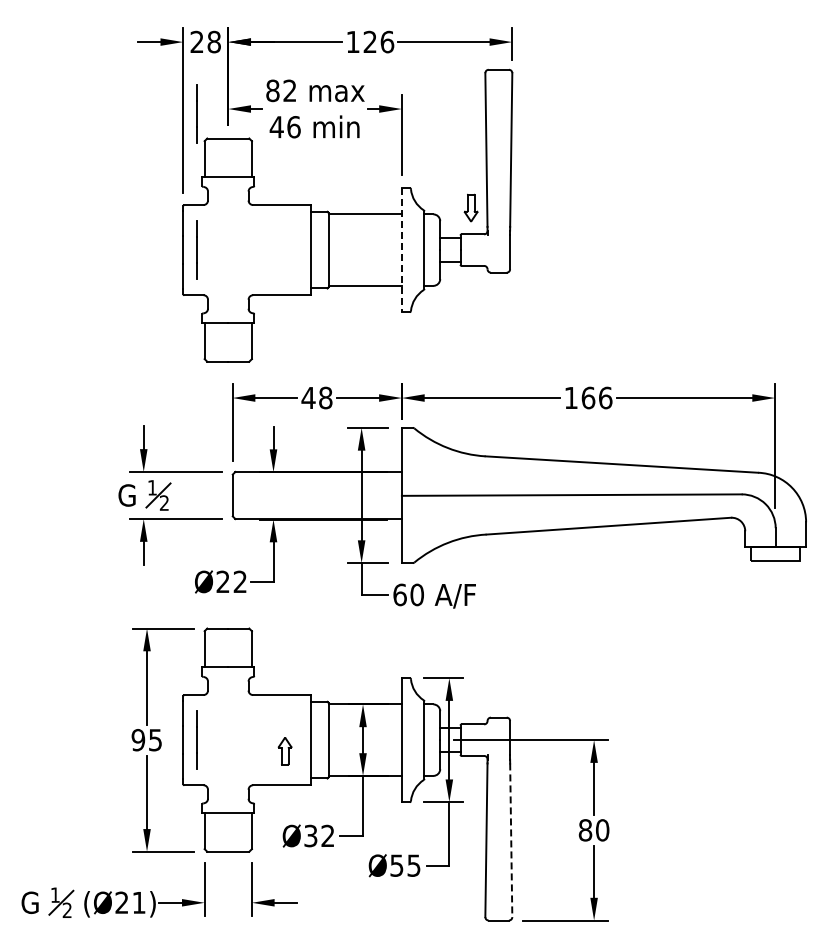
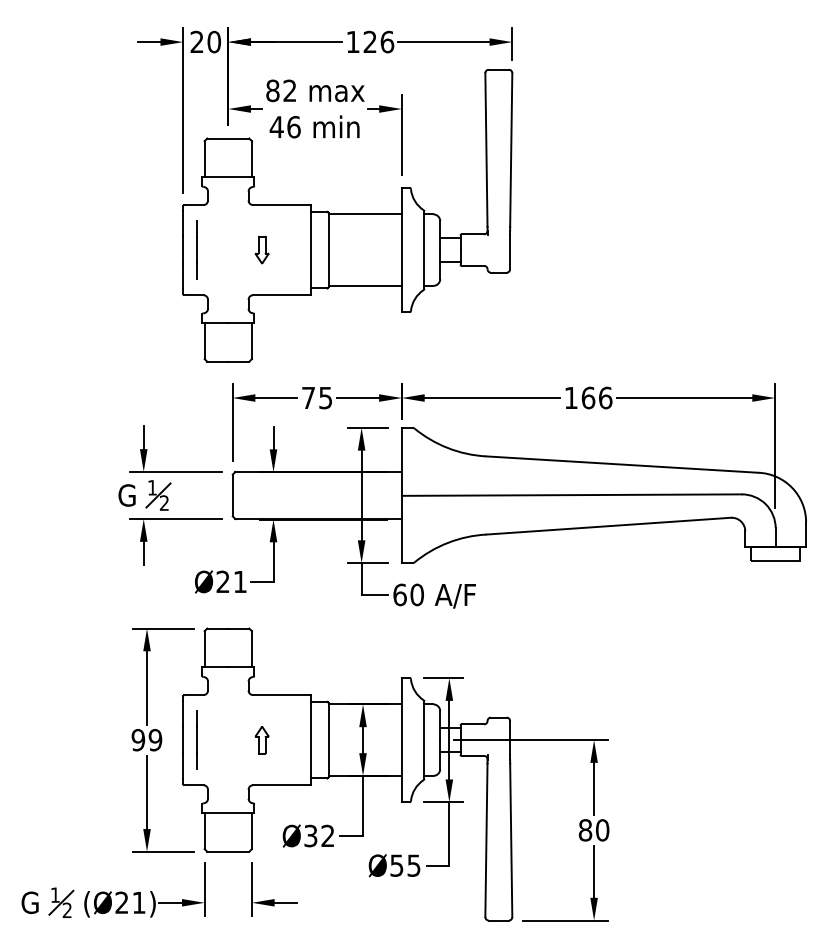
text: 28 -> 20 (213, 42)
line: present -> none (196, 113)
part position: (470, 207) -> (261, 249) (261, 249)
line: dashed -> solid (401, 250)
text: 48 -> 75 (316, 397)
text: Ø22 -> Ø21 (239, 581)
text: 95 -> 99 (155, 740)
part position: (284, 751) -> (261, 740) (261, 740)
line: dashed -> solid (511, 840)
